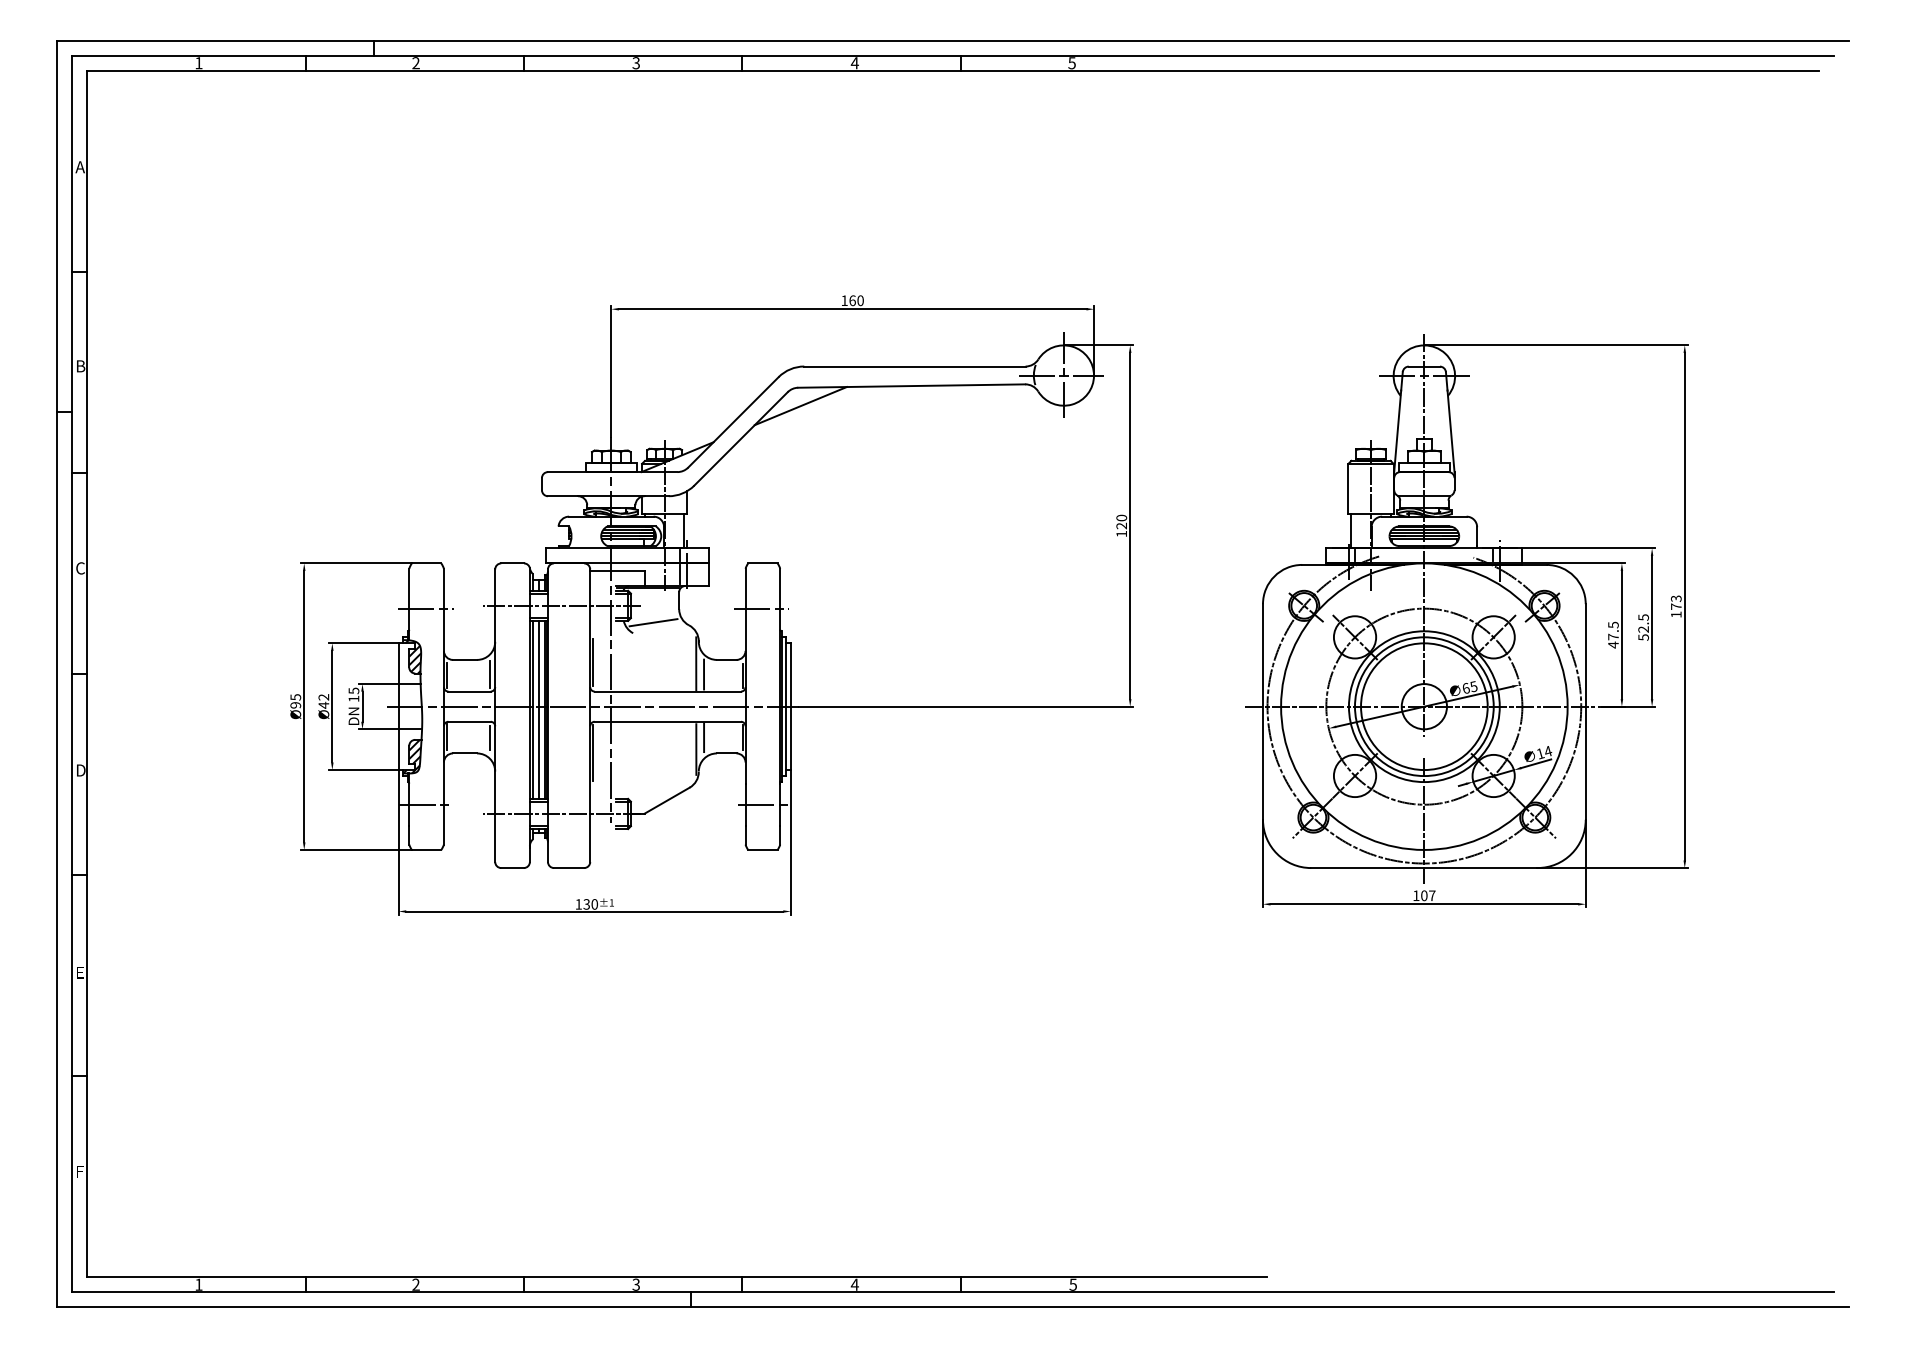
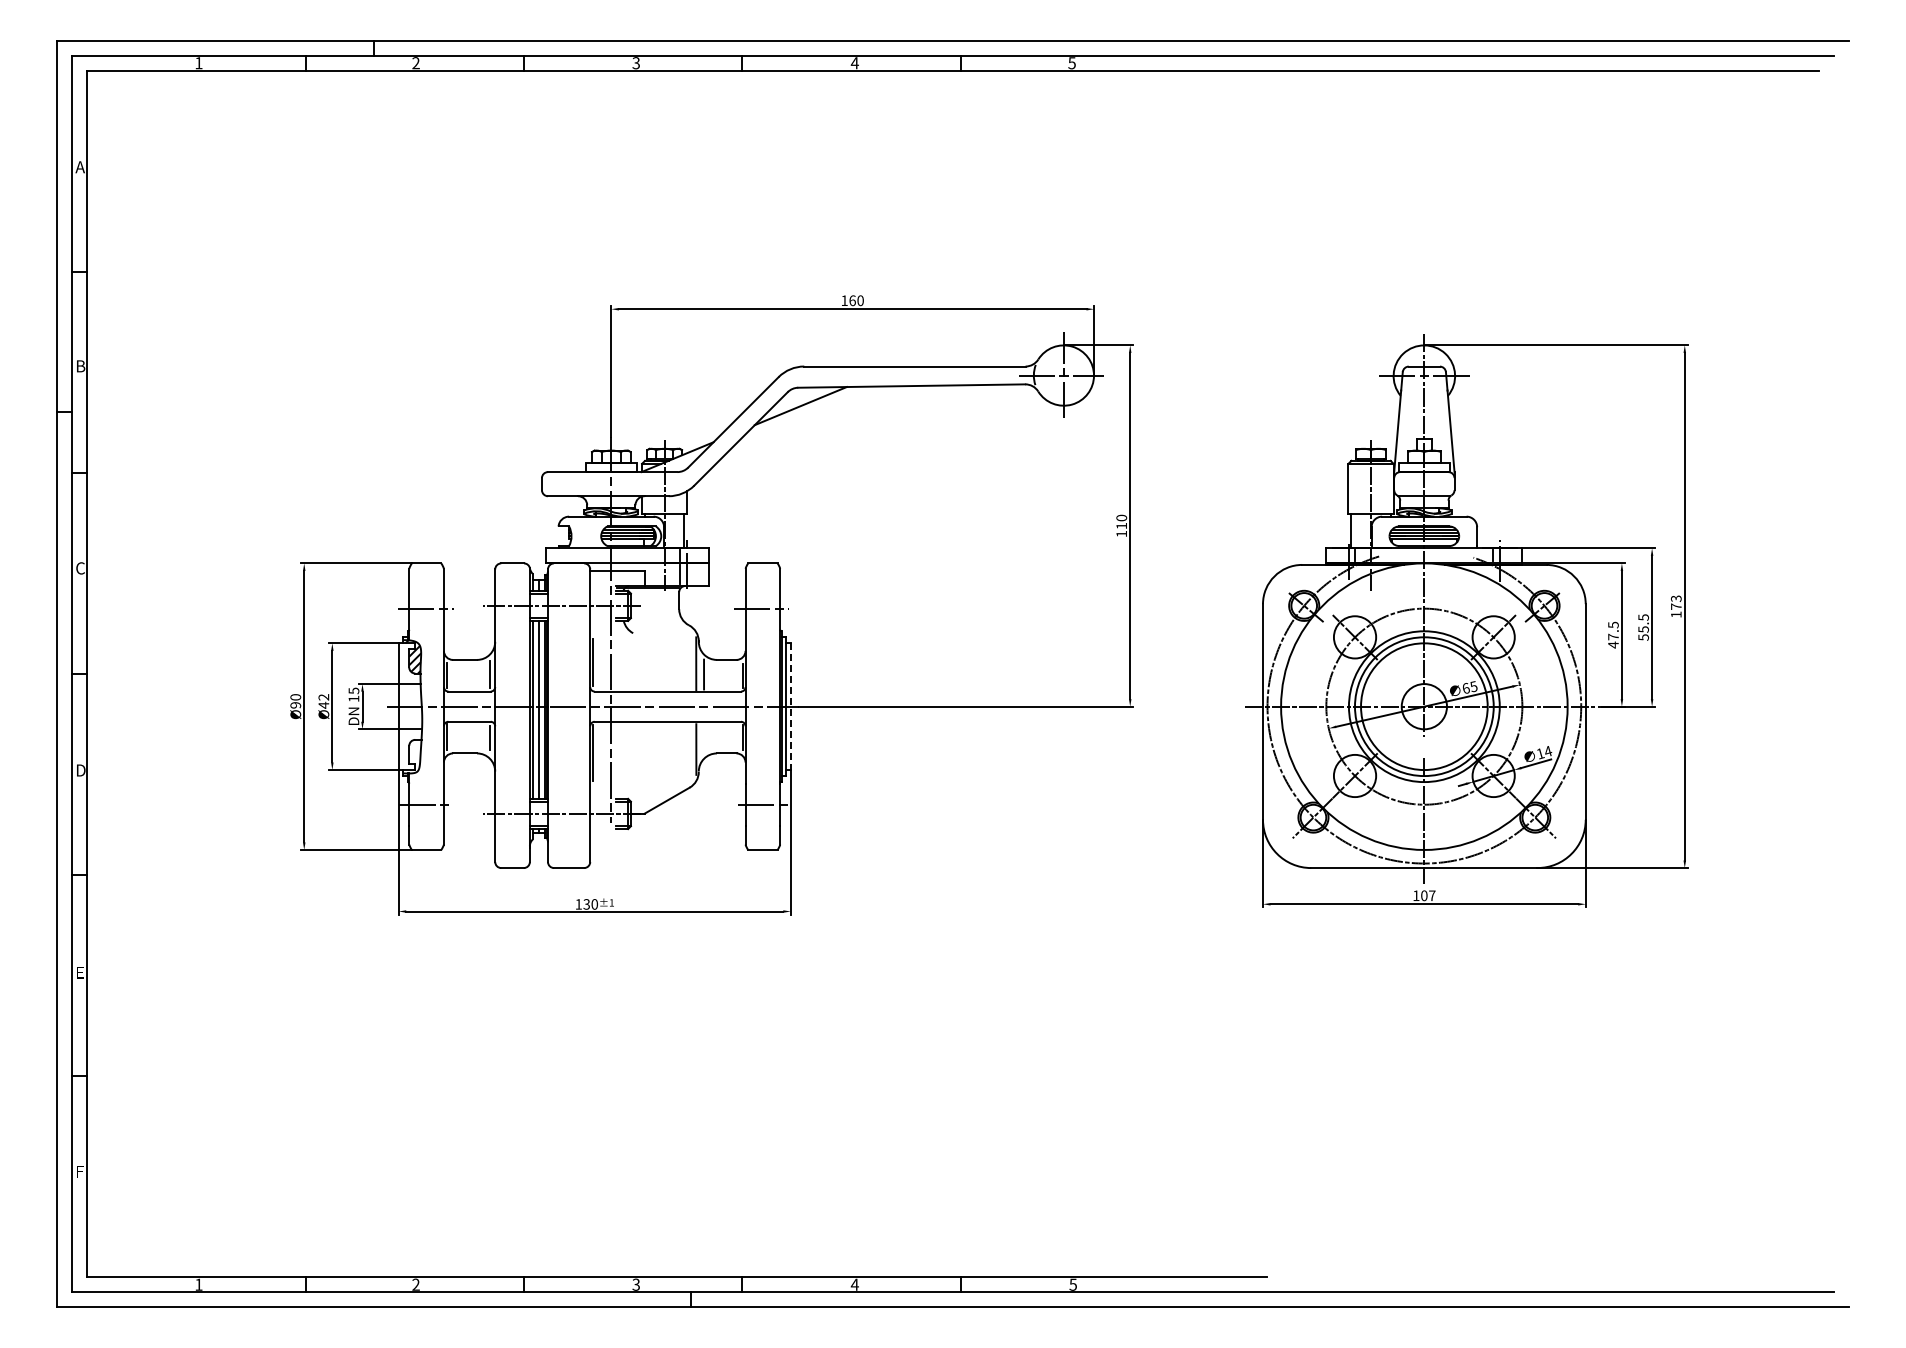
text: 120 -> 110 (1121, 525)
line: present -> none (653, 622)
text: 52.5 -> 55.5 (1643, 629)
text: Ø95 -> Ø90 (295, 697)
line: solid -> dashed (790, 707)
line: present -> none (704, 737)
hatch: present -> none (412, 756)
